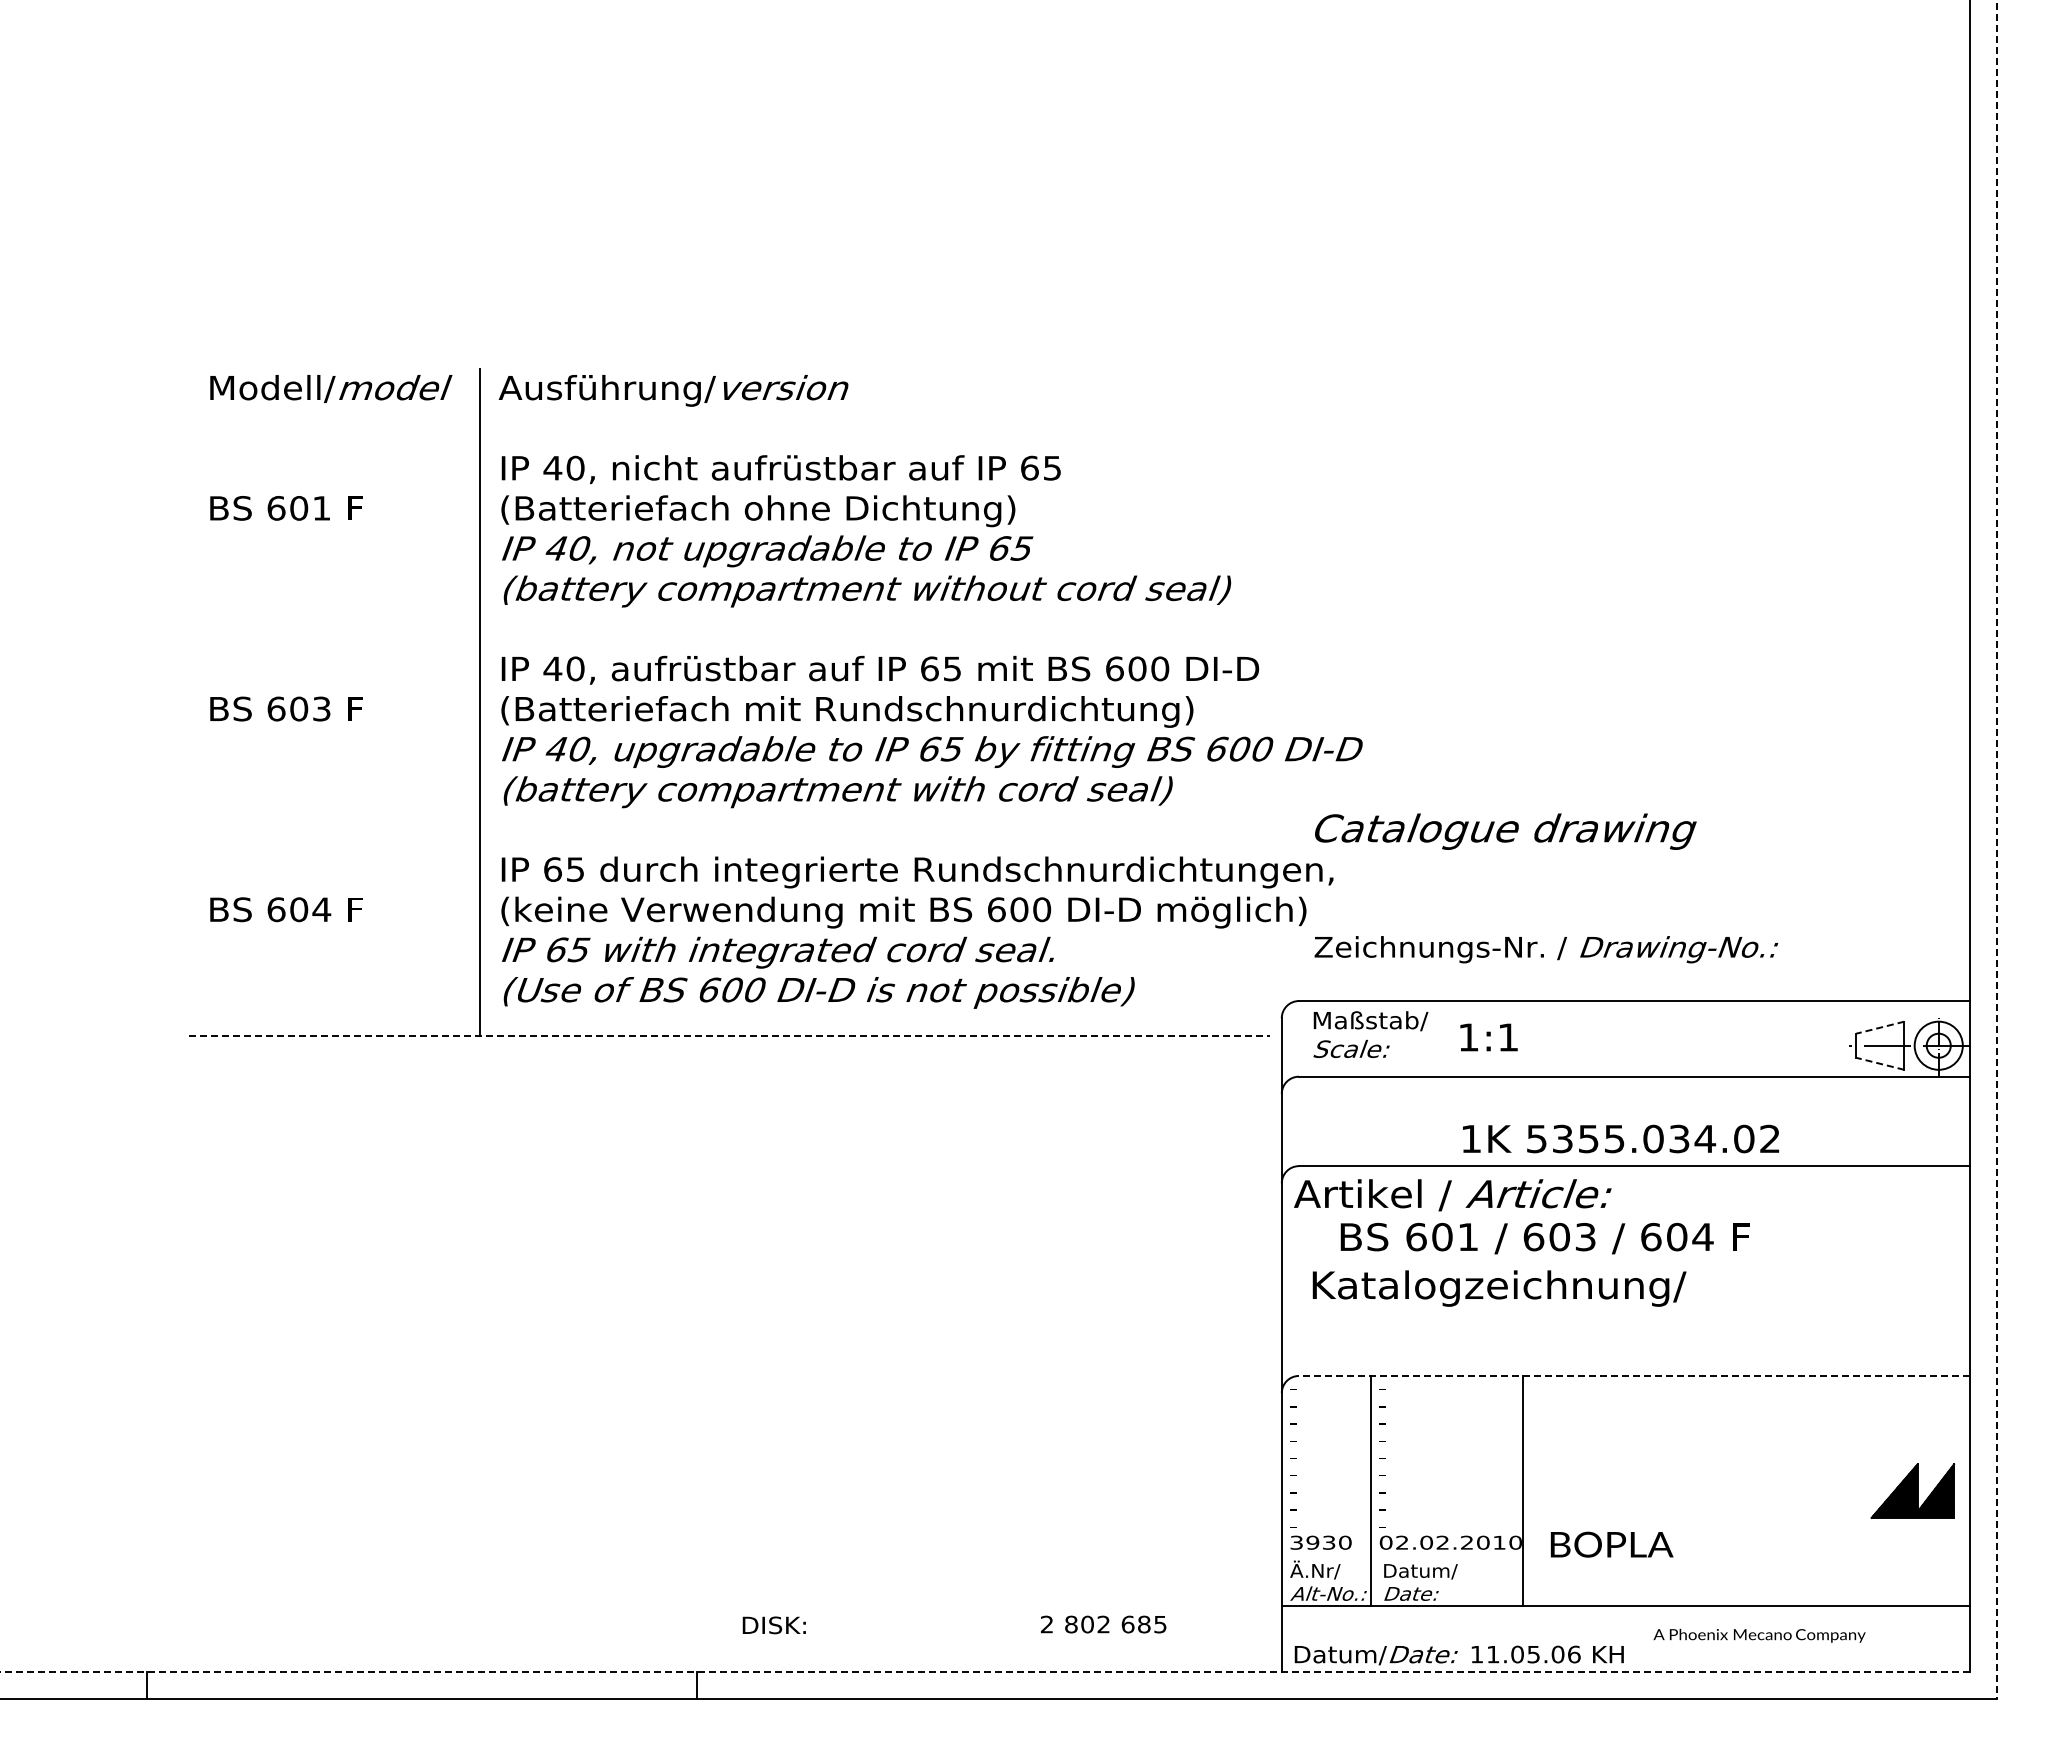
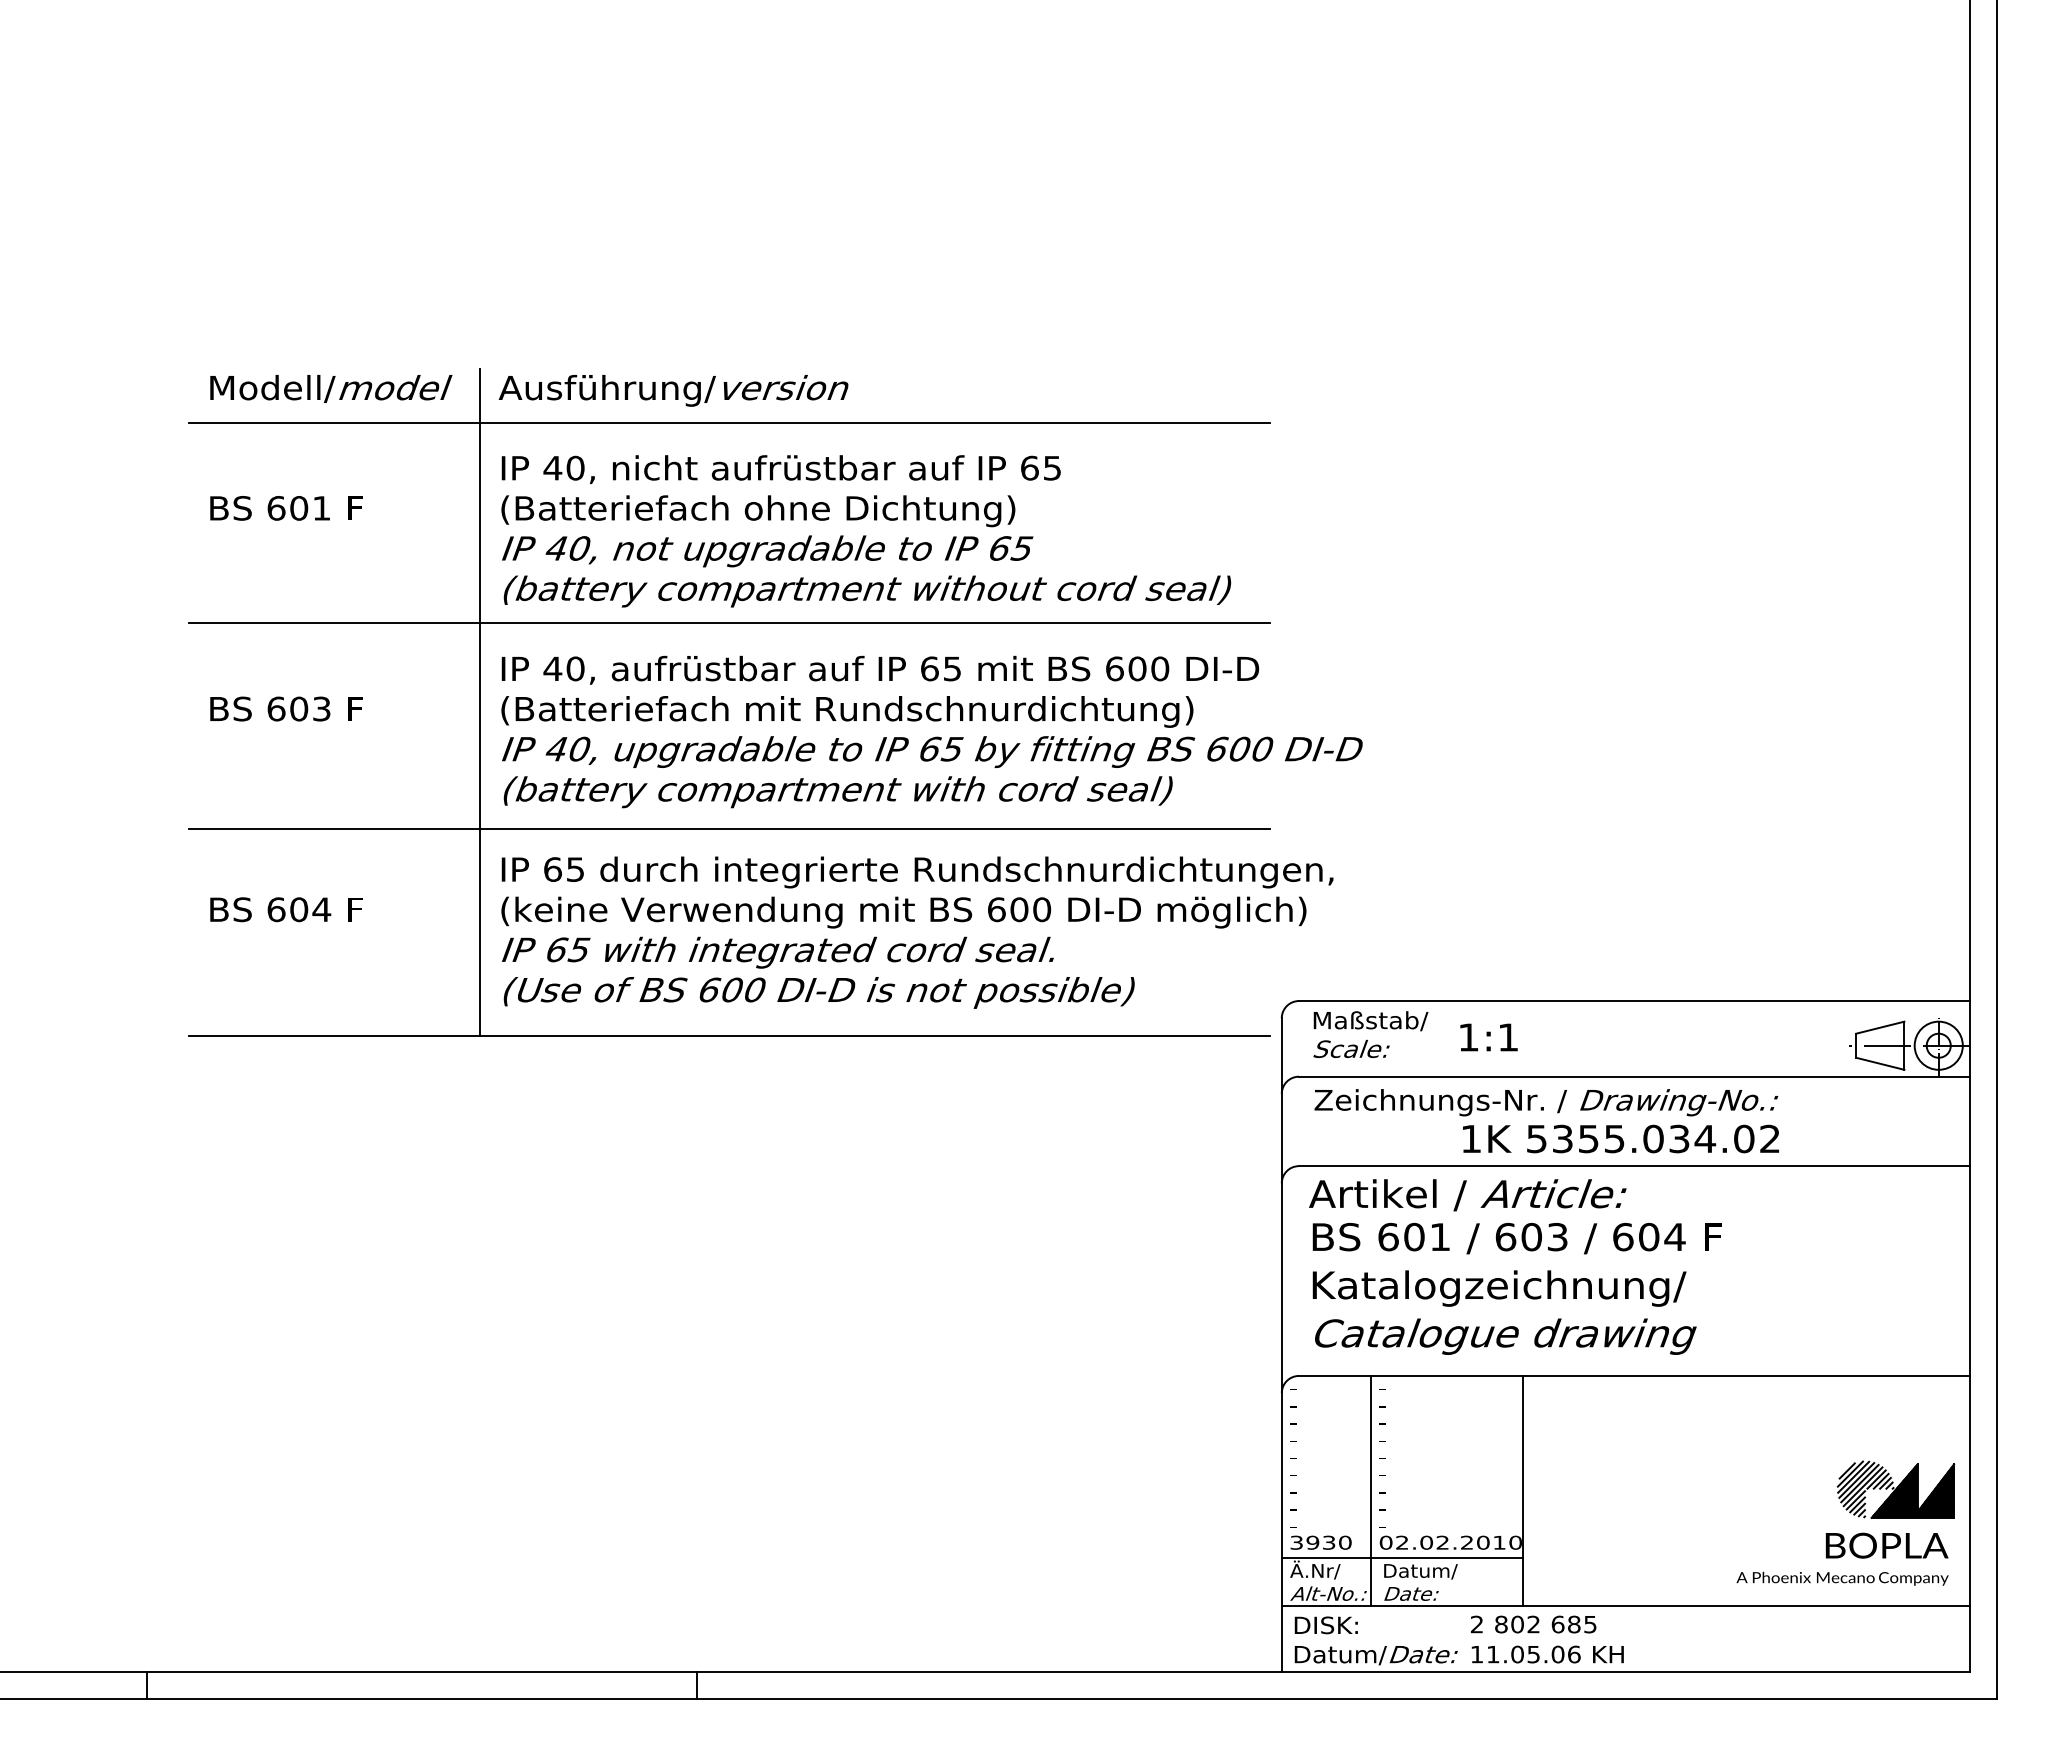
line: none -> present (728, 423)
line: none -> present (728, 622)
line: none -> present (728, 829)
text position: (1505, 831) -> (1505, 1336) (1505, 1336)
line: dashed -> solid (1997, 850)
text position: (1546, 949) -> (1546, 1102) (1546, 1102)
line: dashed -> solid (1880, 1027)
line: dashed -> solid (729, 1035)
line: dashed -> solid (1880, 1063)
text position: (1452, 1195) -> (1467, 1195) (1467, 1195)
text position: (1544, 1238) -> (1516, 1238) (1516, 1238)
line: dashed -> solid (1633, 1375)
hatch: none -> present (1865, 1488)
text position: (1611, 1544) -> (1886, 1545) (1886, 1545)
line: none -> present (1401, 1558)
text position: (1103, 1624) -> (1533, 1624) (1533, 1624)
text position: (773, 1625) -> (1325, 1625) (1325, 1625)
text position: (1759, 1635) -> (1842, 1578) (1842, 1578)
line: dashed -> solid (984, 1671)
